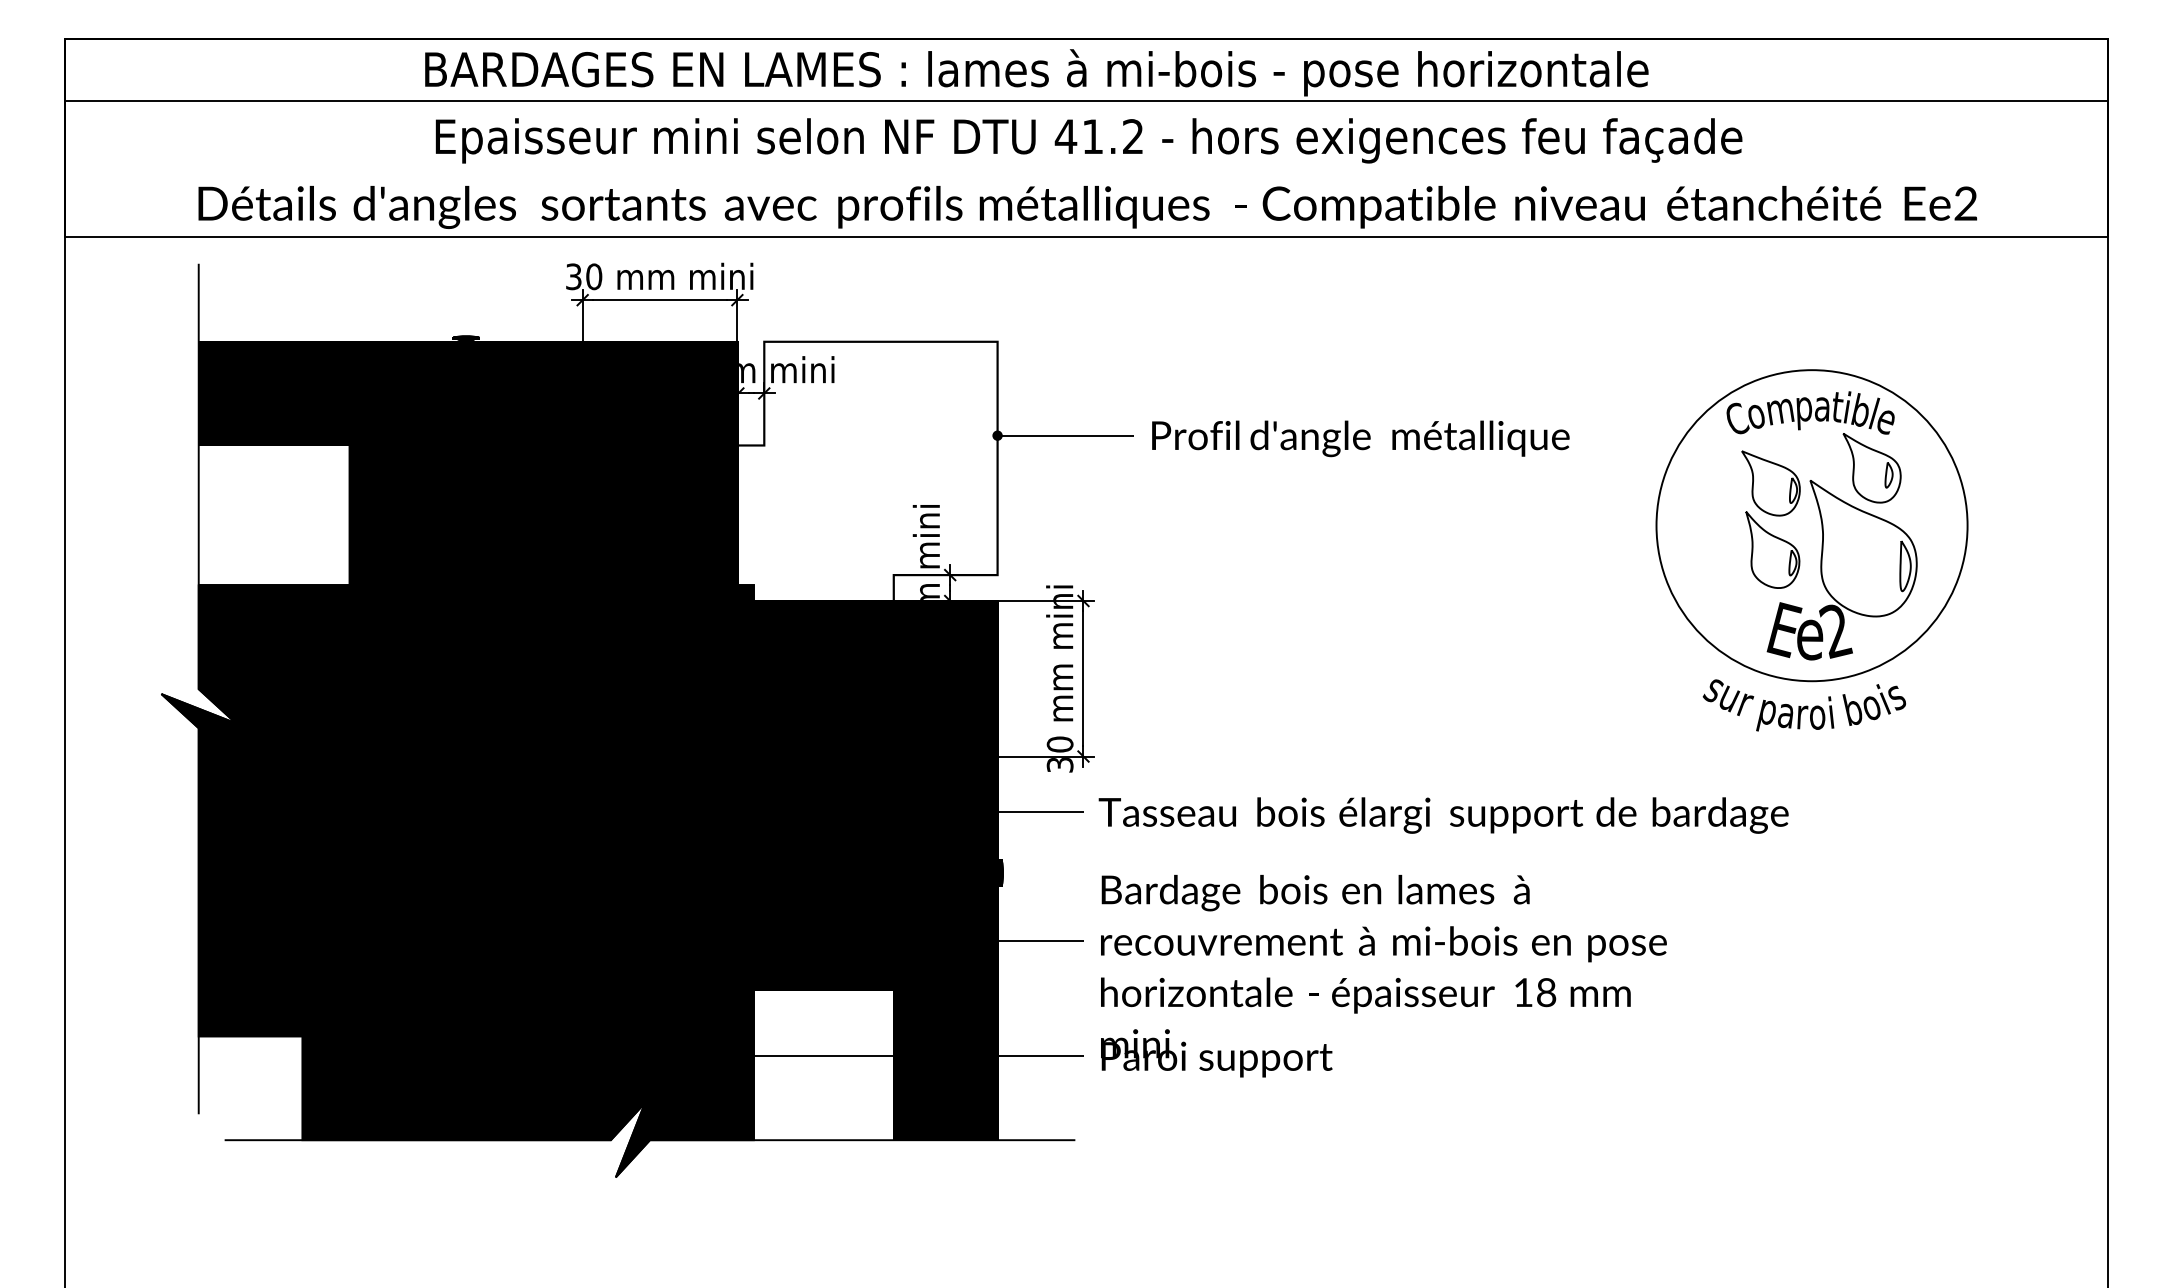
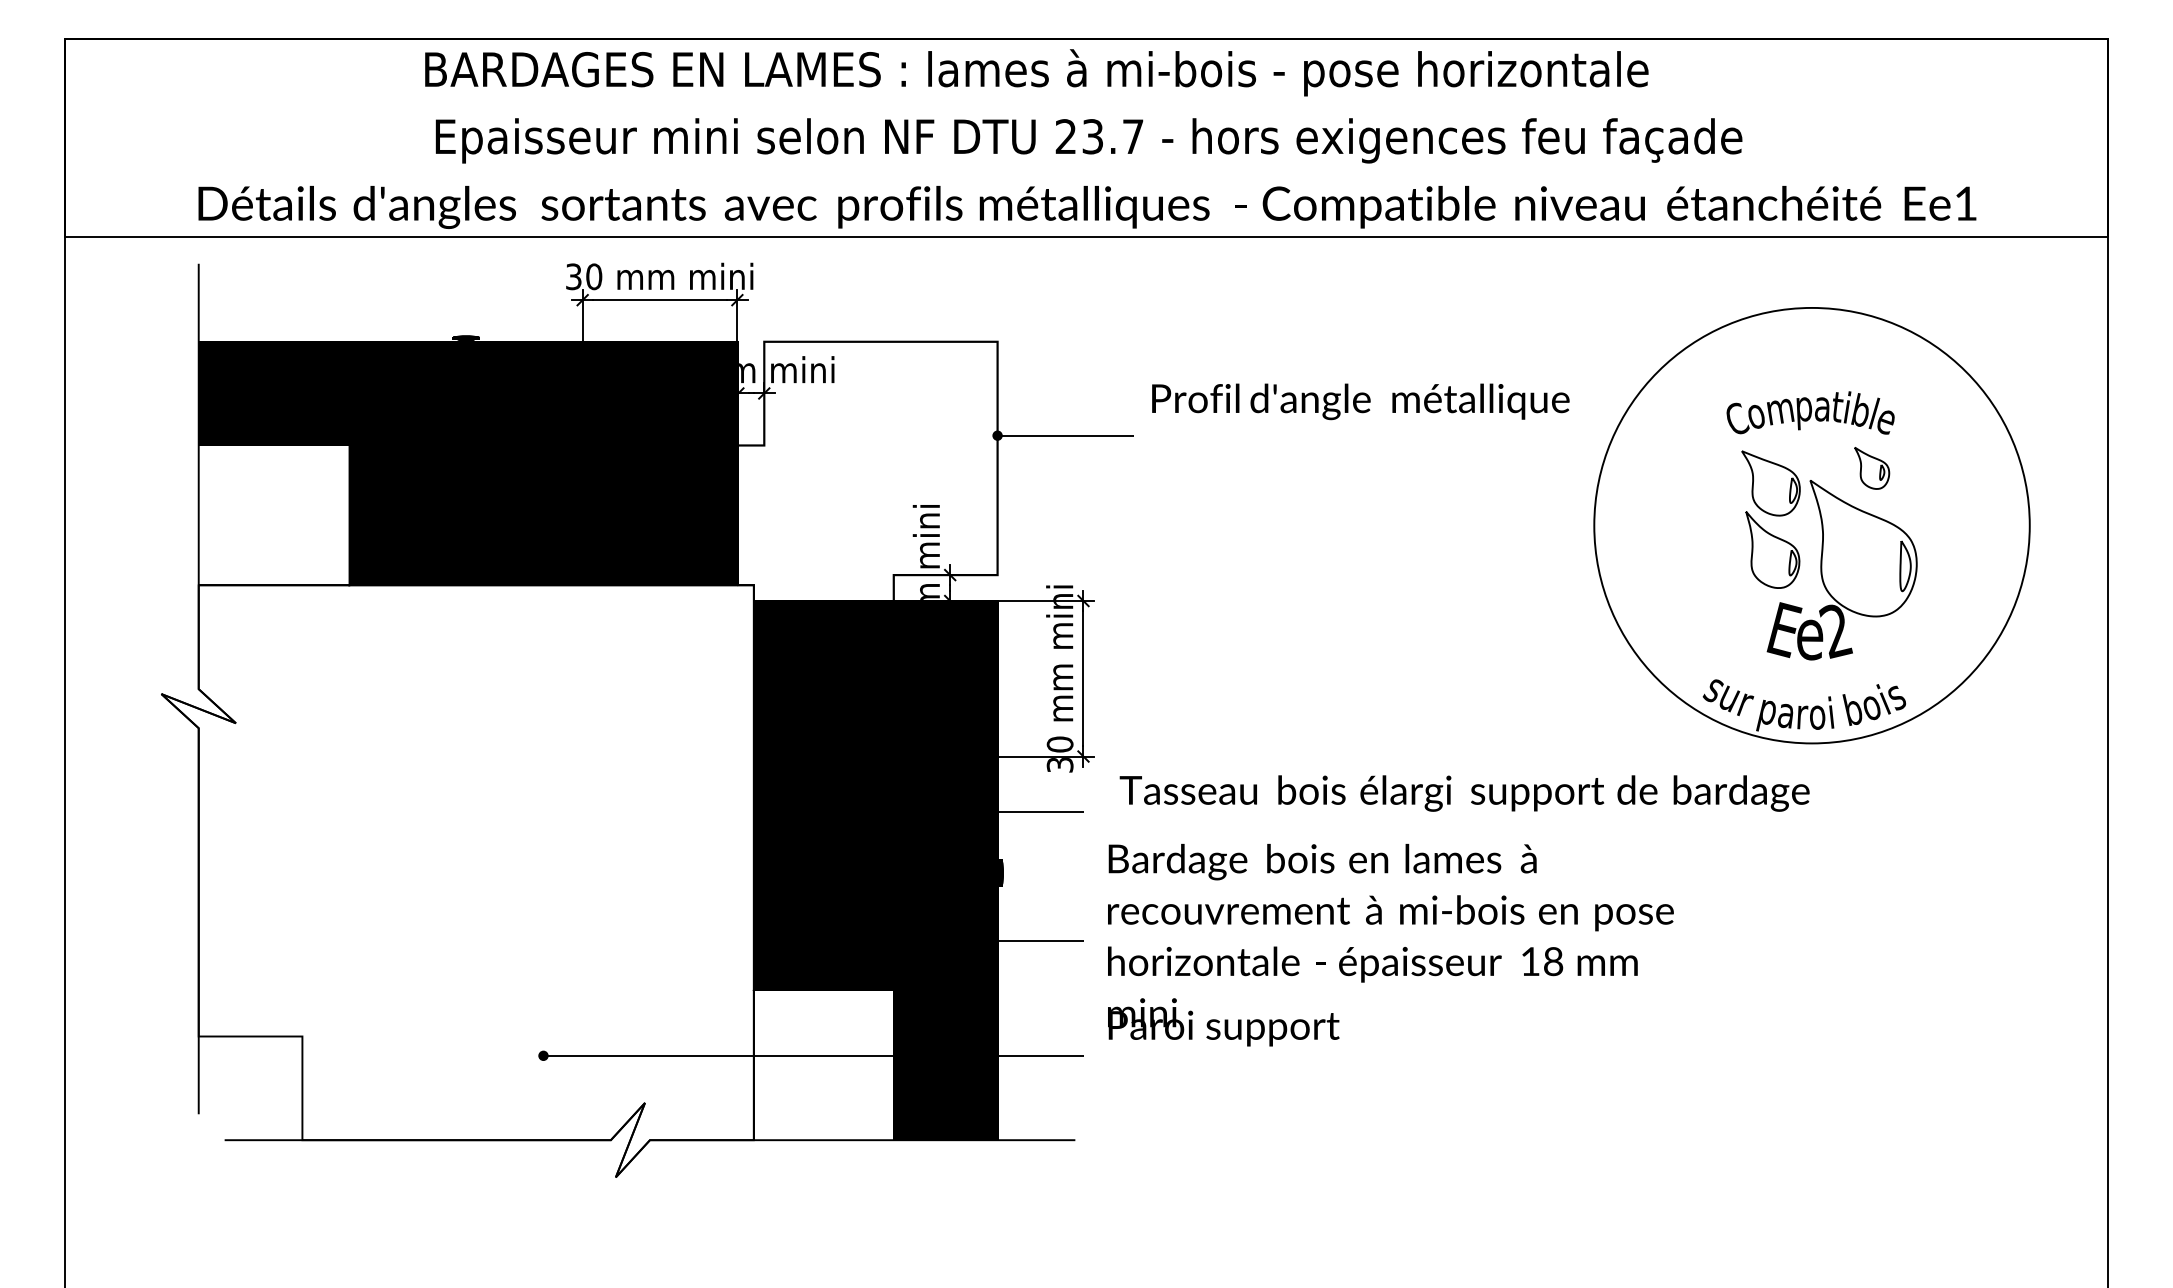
line: present -> none (1086, 100)
text: 41.2 -> 23.7 (1098, 136)
text: Ee2 -> Ee1 (1965, 203)
text position: (1360, 438) -> (1360, 401) (1360, 401)
part size: 60x71 px -> 37x43 px (1872, 468)
circle diameter: 311 px -> 435 px (1811, 525)
text position: (1443, 815) -> (1464, 793) (1464, 793)
fill: present -> none (457, 881)
text position: (1383, 976) -> (1390, 945) (1390, 945)
